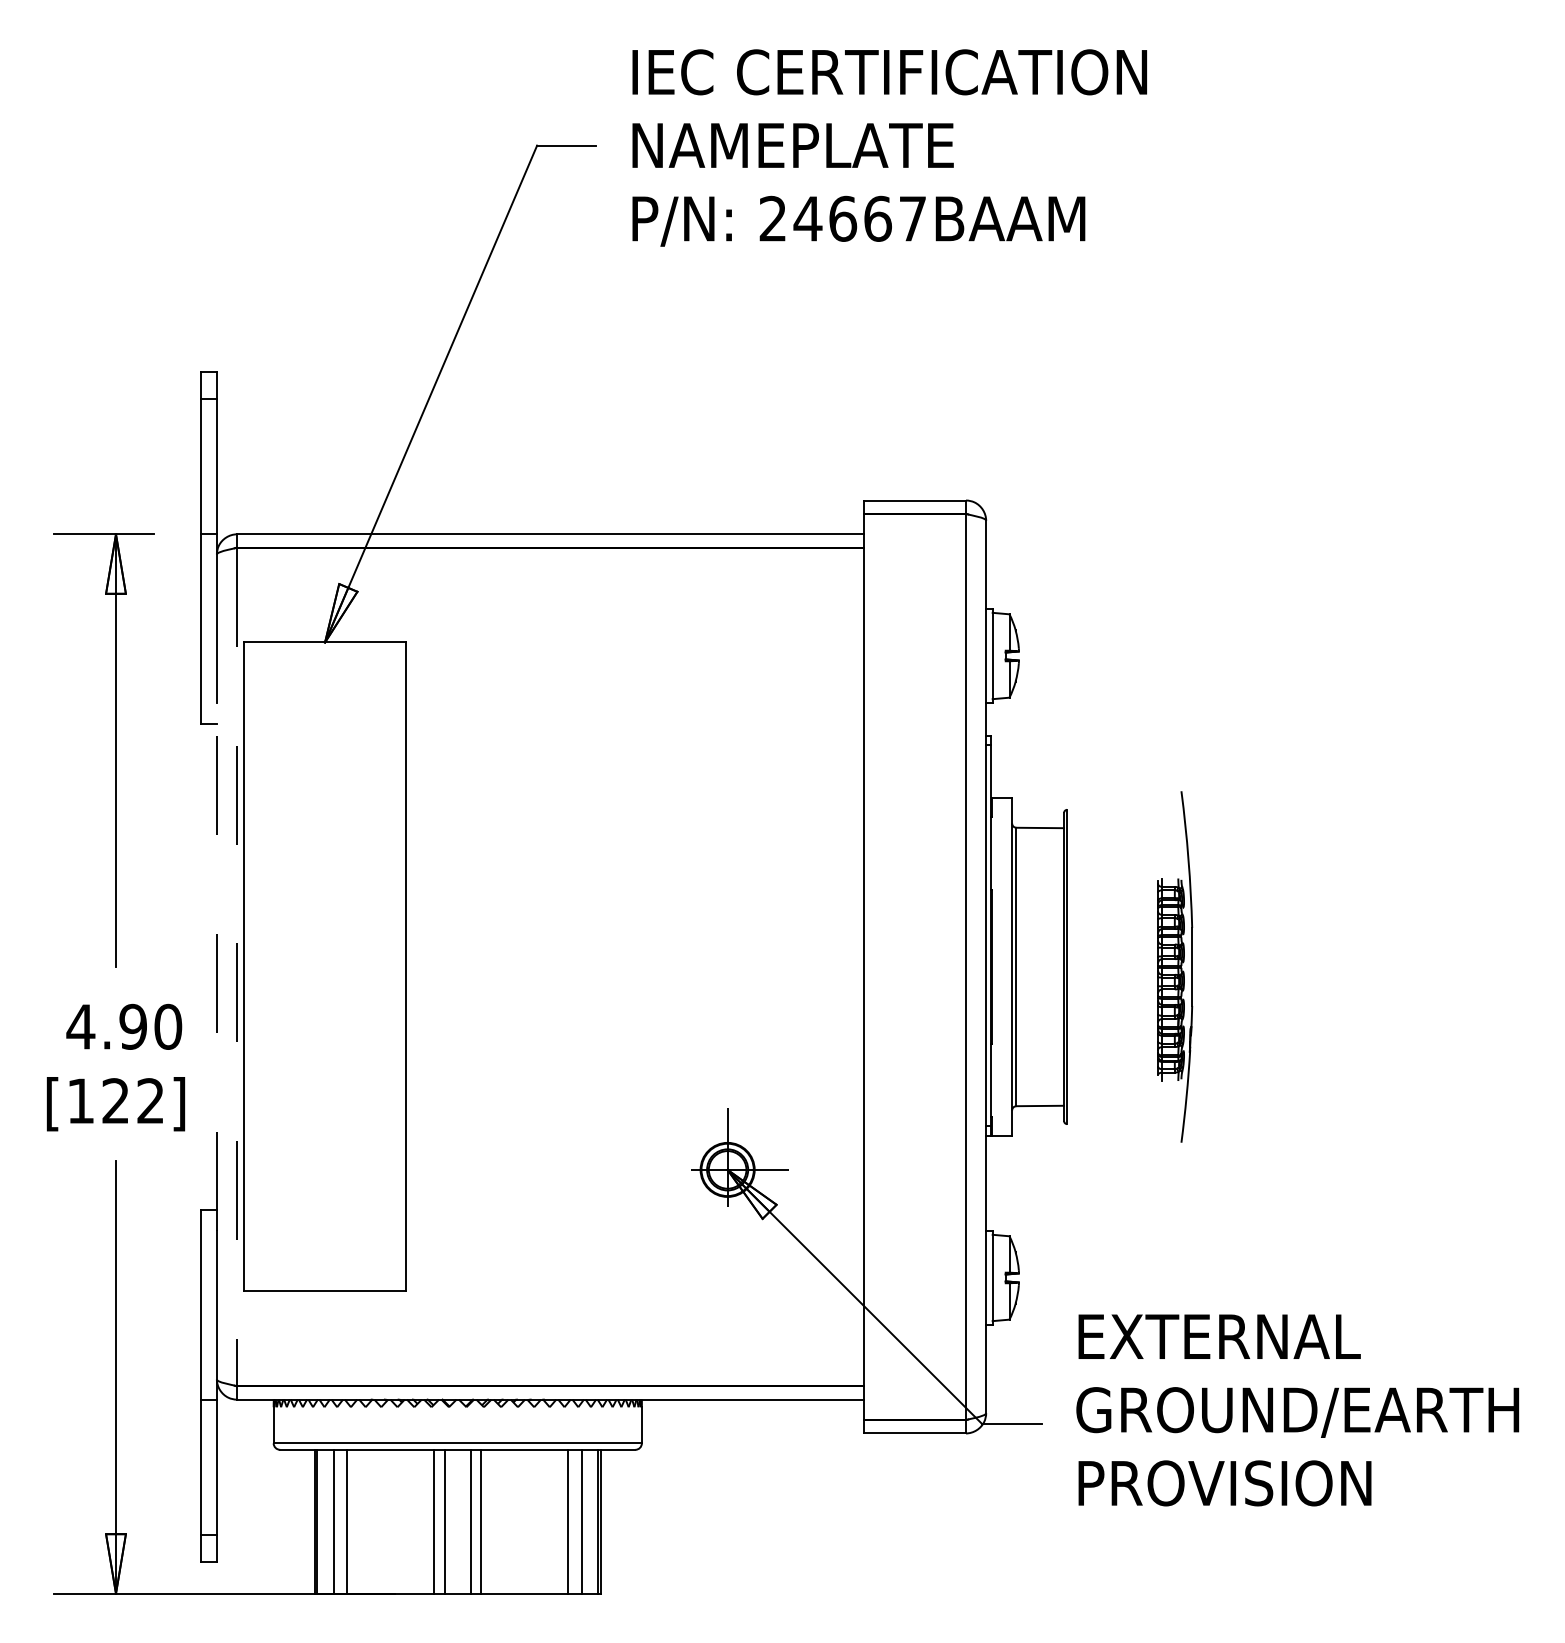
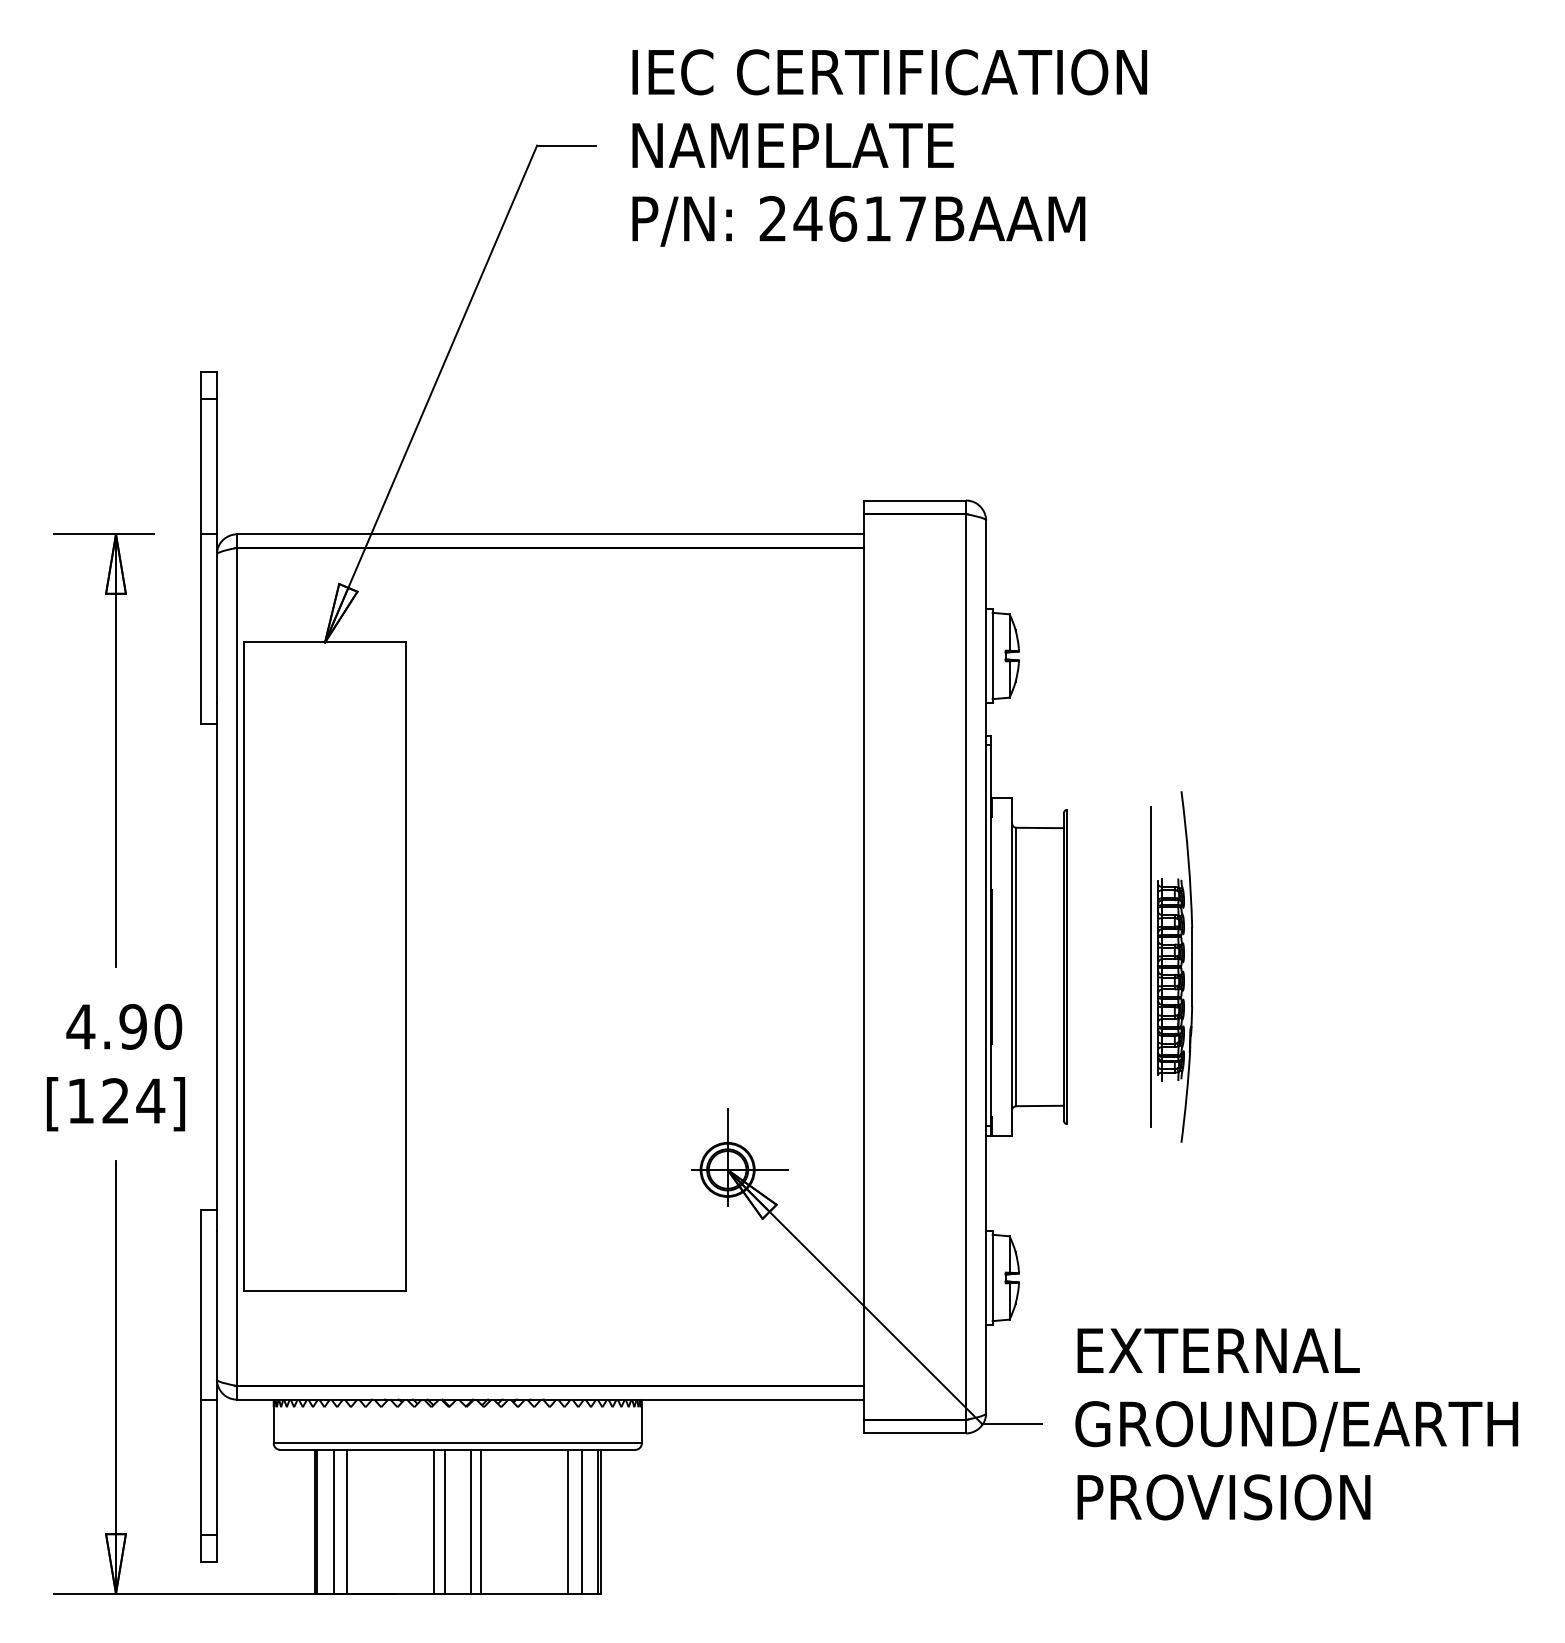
text: 24667BAAM -> 24617BAAM (877, 218)
line: dashed -> solid (216, 966)
line: none -> present (1150, 966)
line: dashed -> solid (237, 967)
text: [122] -> [124] (150, 1100)
text position: (1297, 1410) -> (1296, 1424) (1296, 1424)
